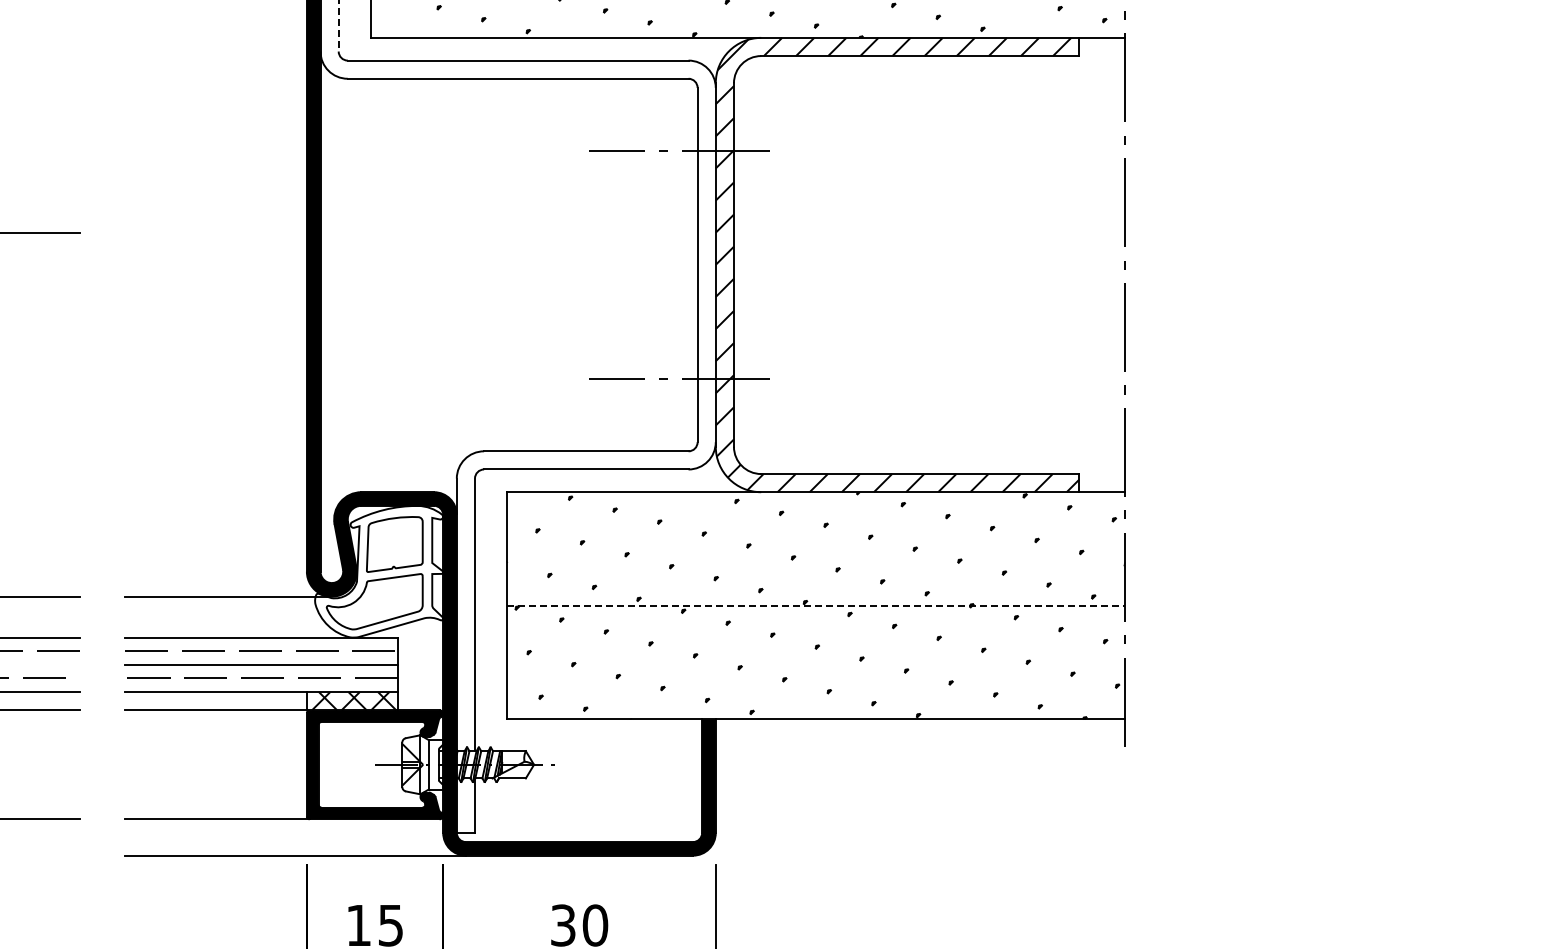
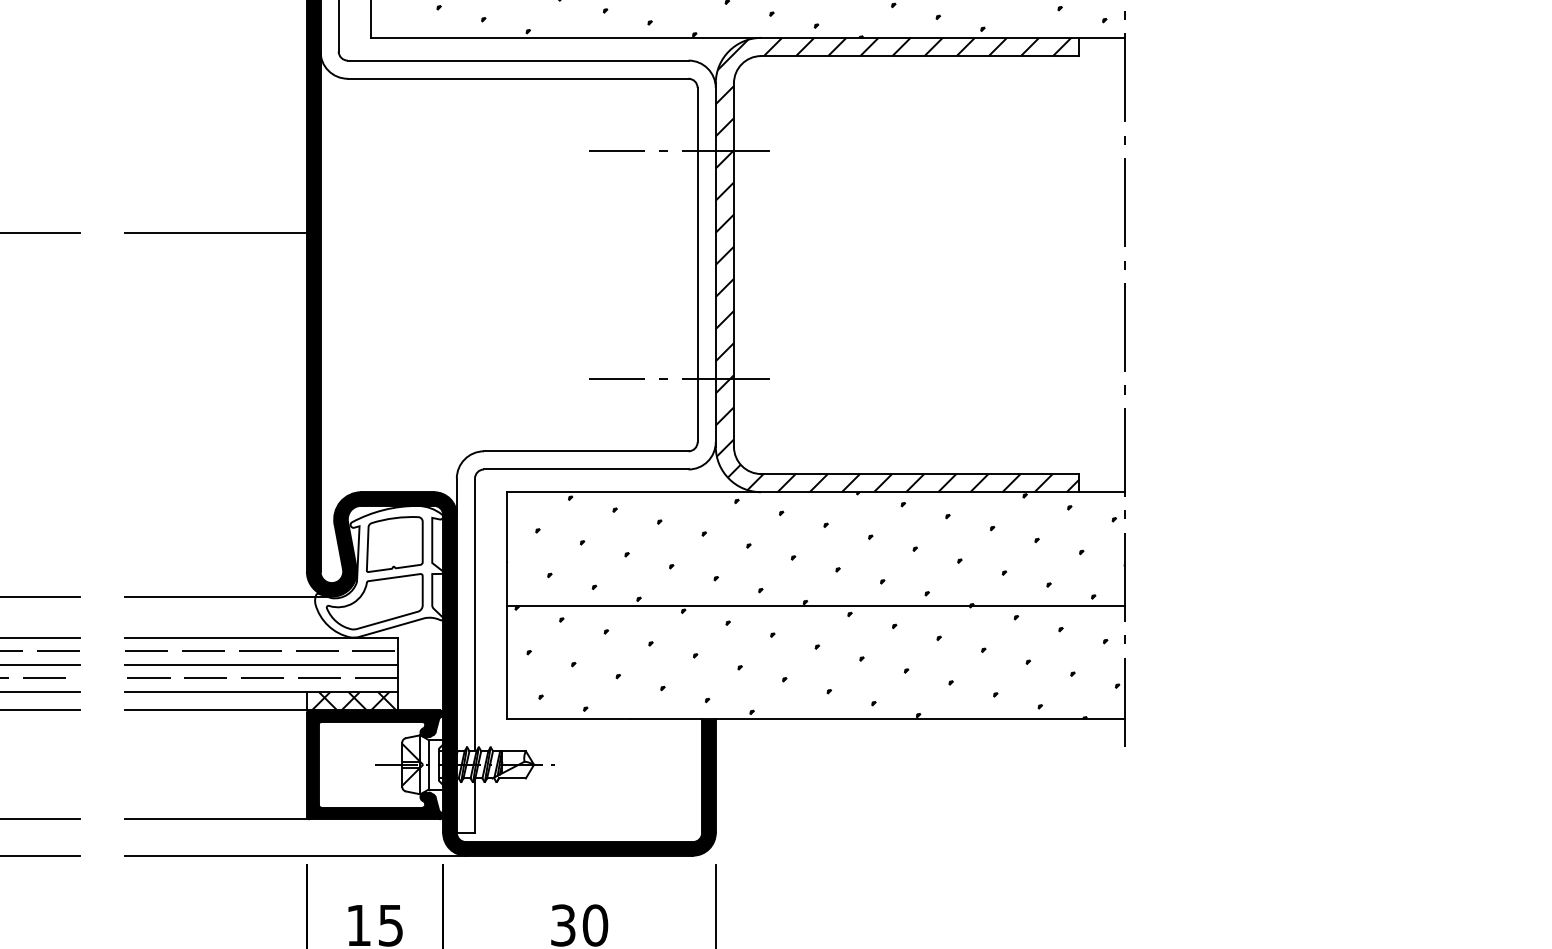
line: dashed -> solid (338, 26)
line: none -> present (215, 233)
line: dashed -> solid (815, 605)
line: none -> present (40, 664)
line: none -> present (40, 855)
